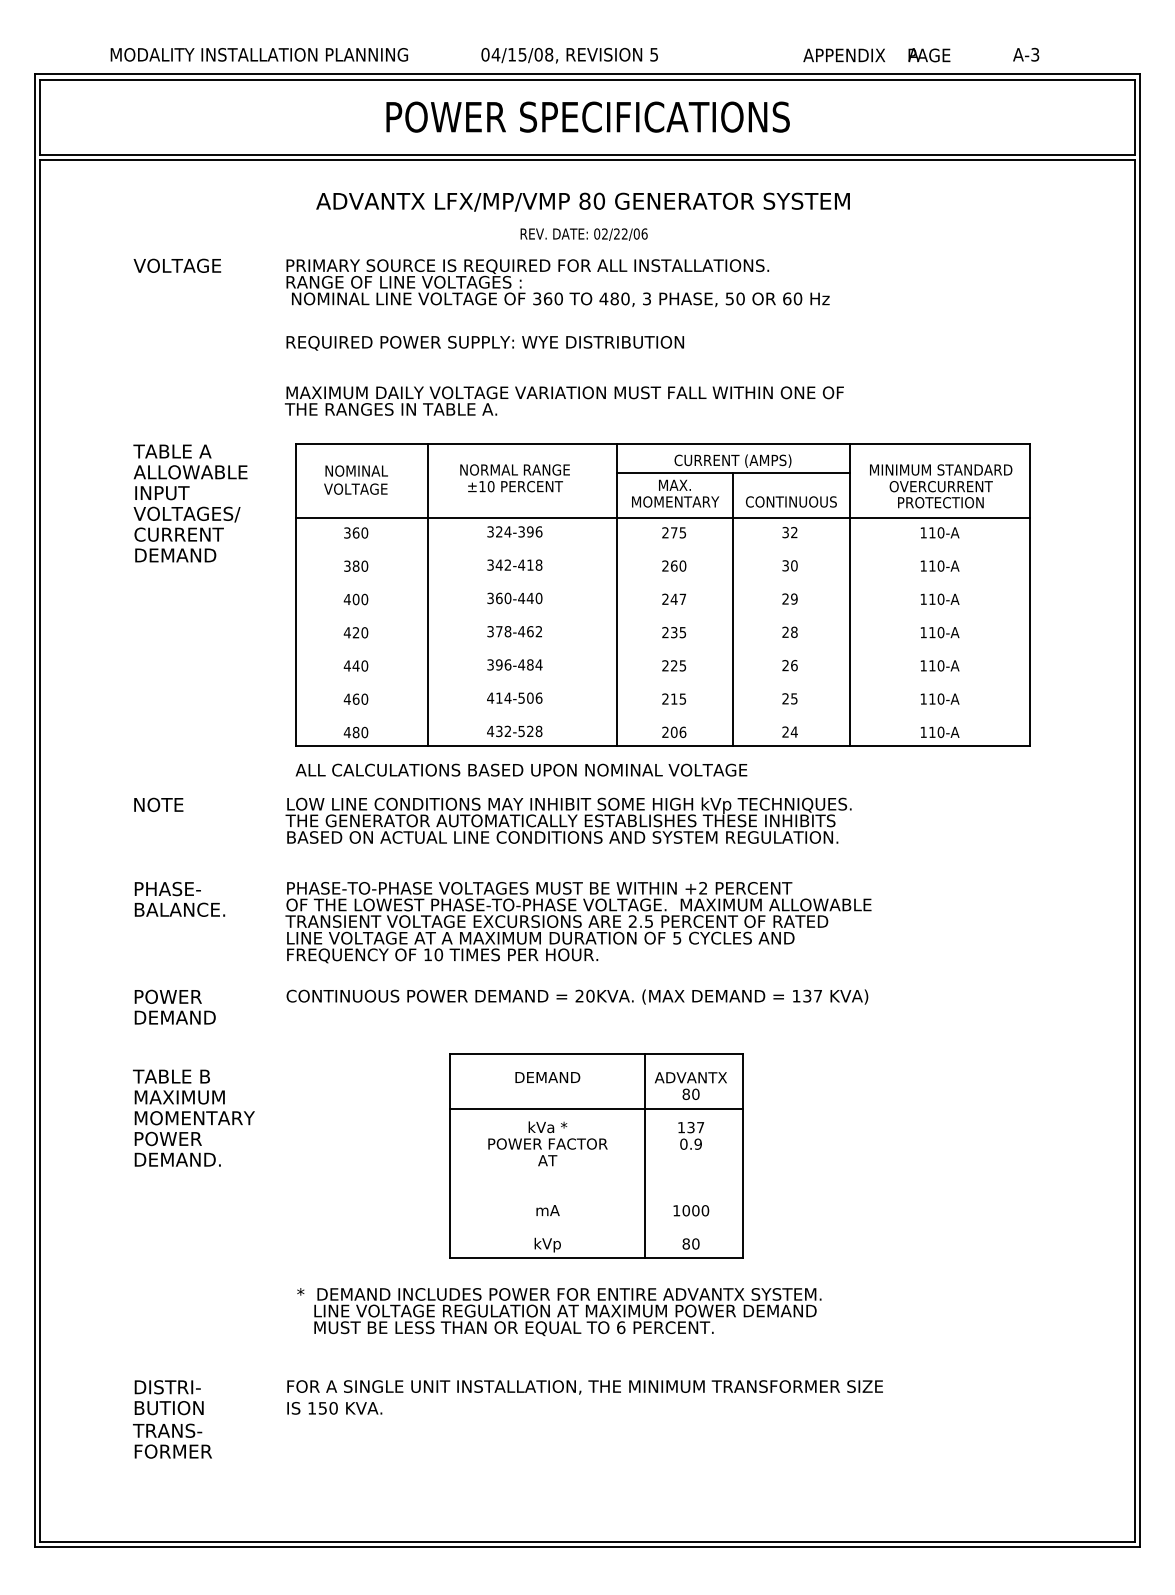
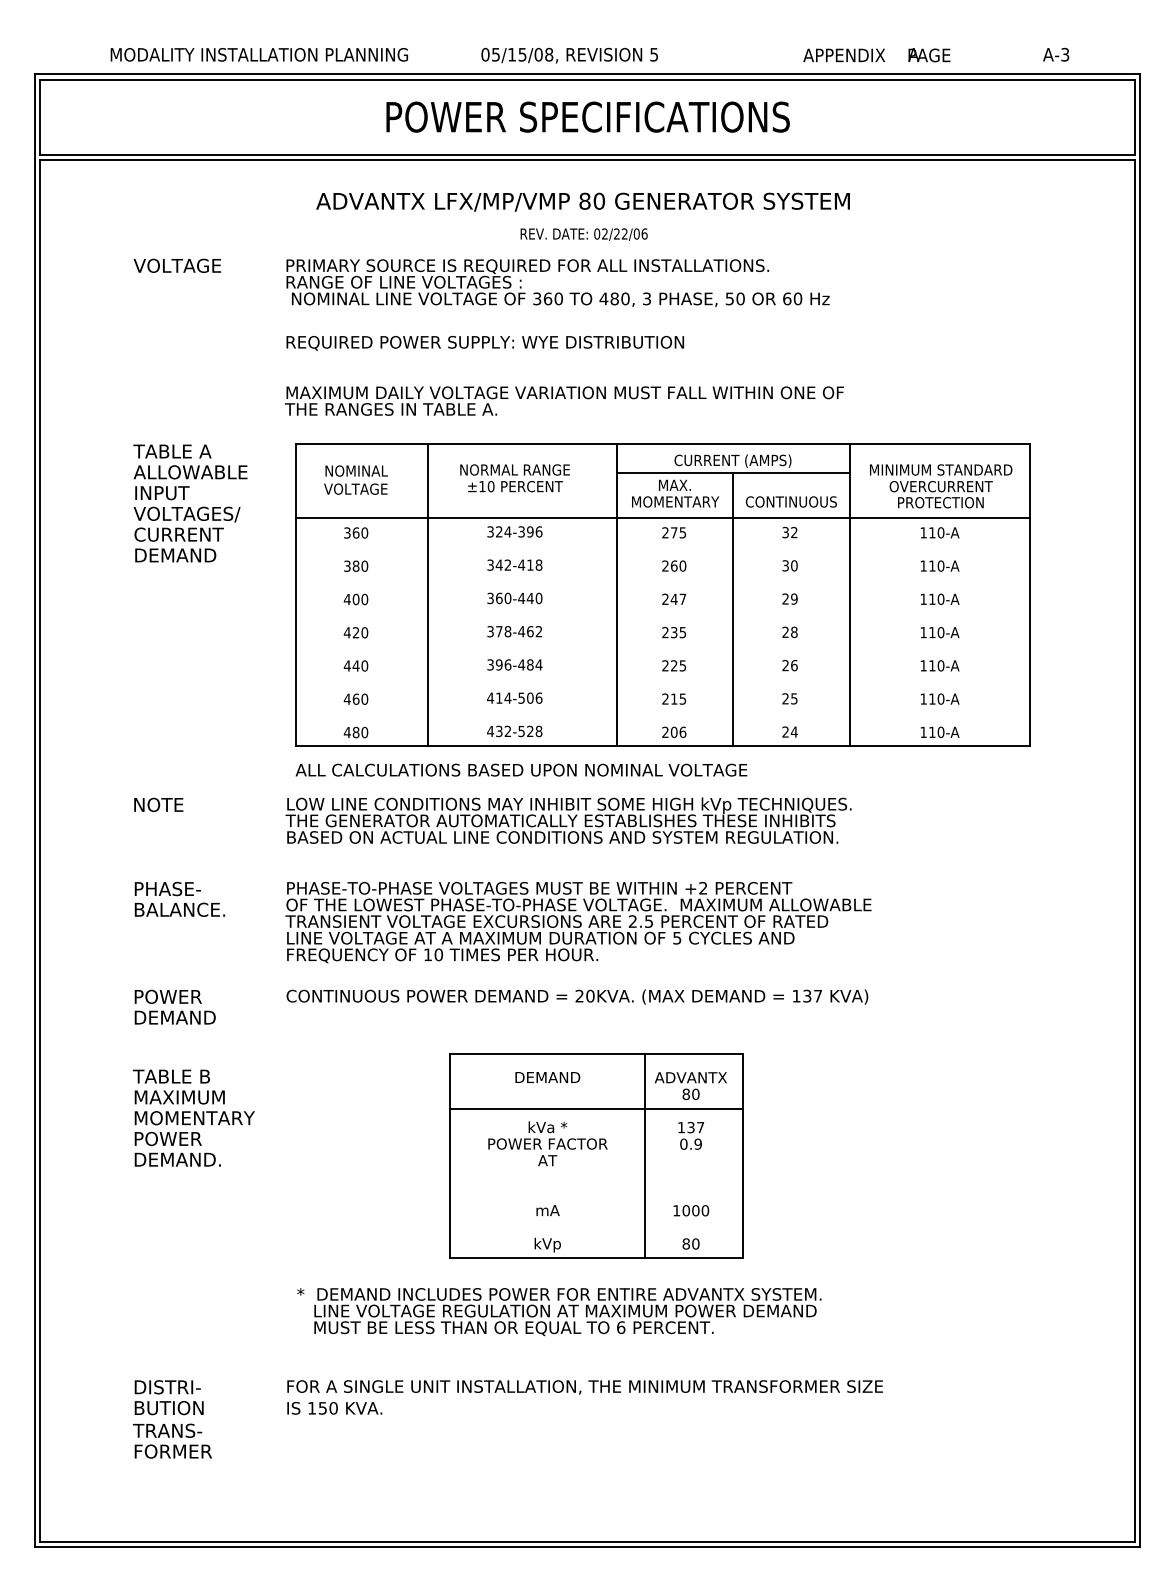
text: 04/15/08, -> 05/15/08, (495, 54)
text position: (1026, 54) -> (1056, 54) (1056, 54)
